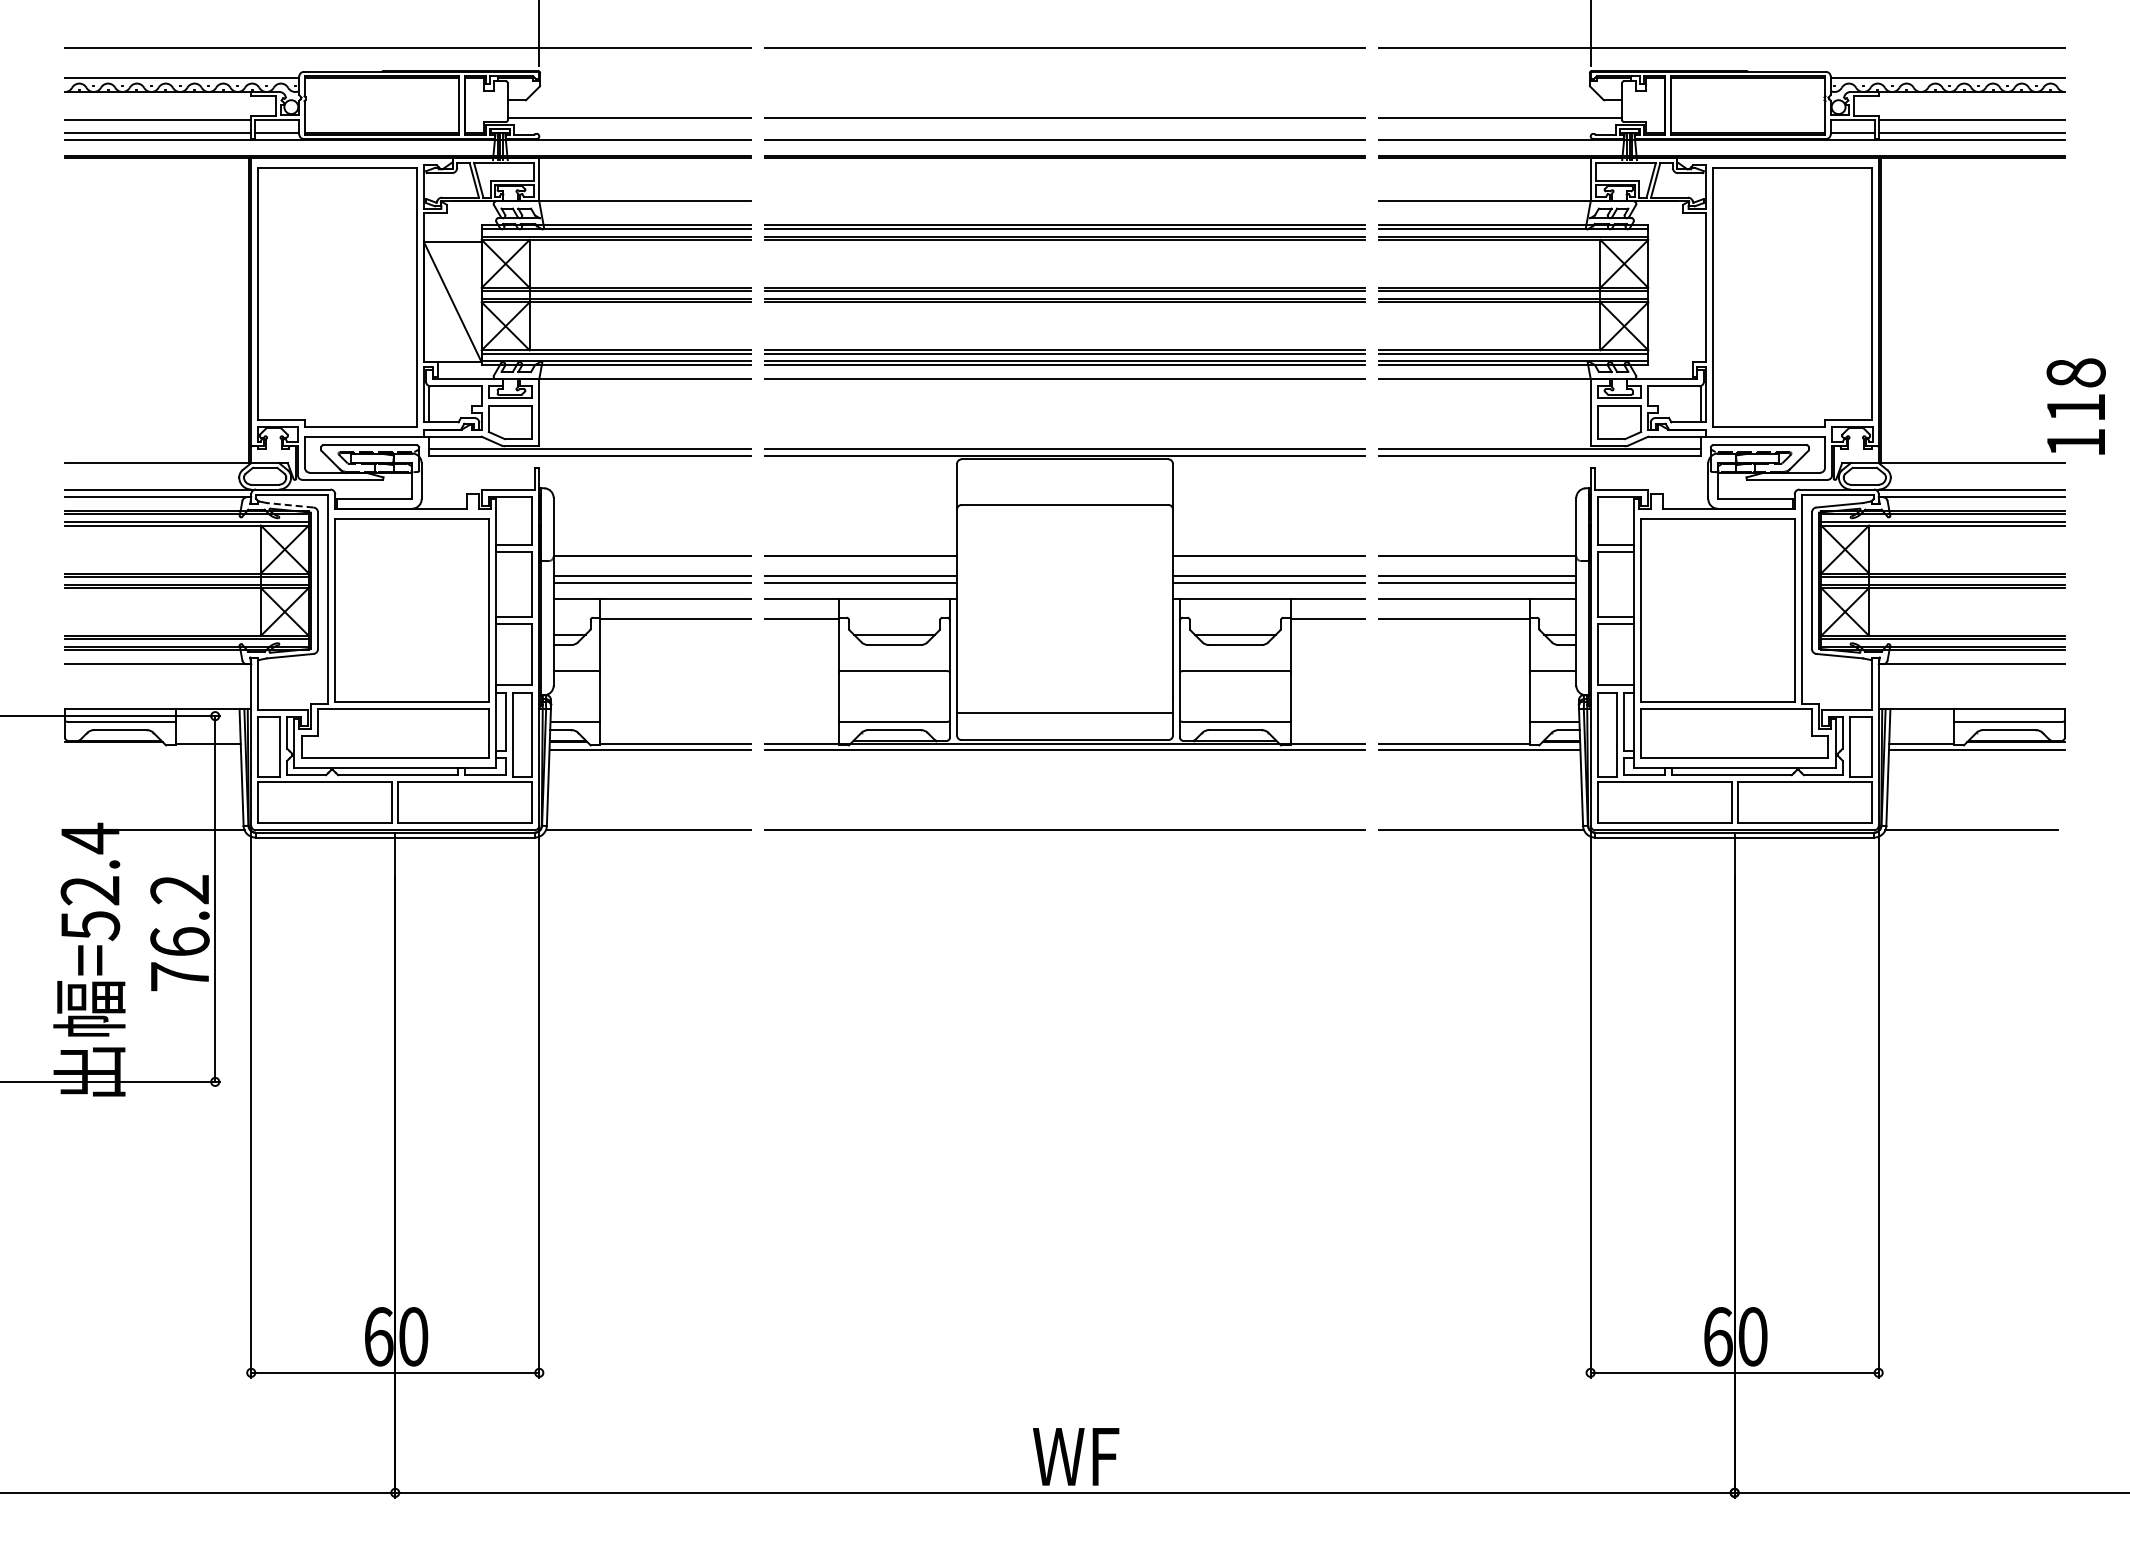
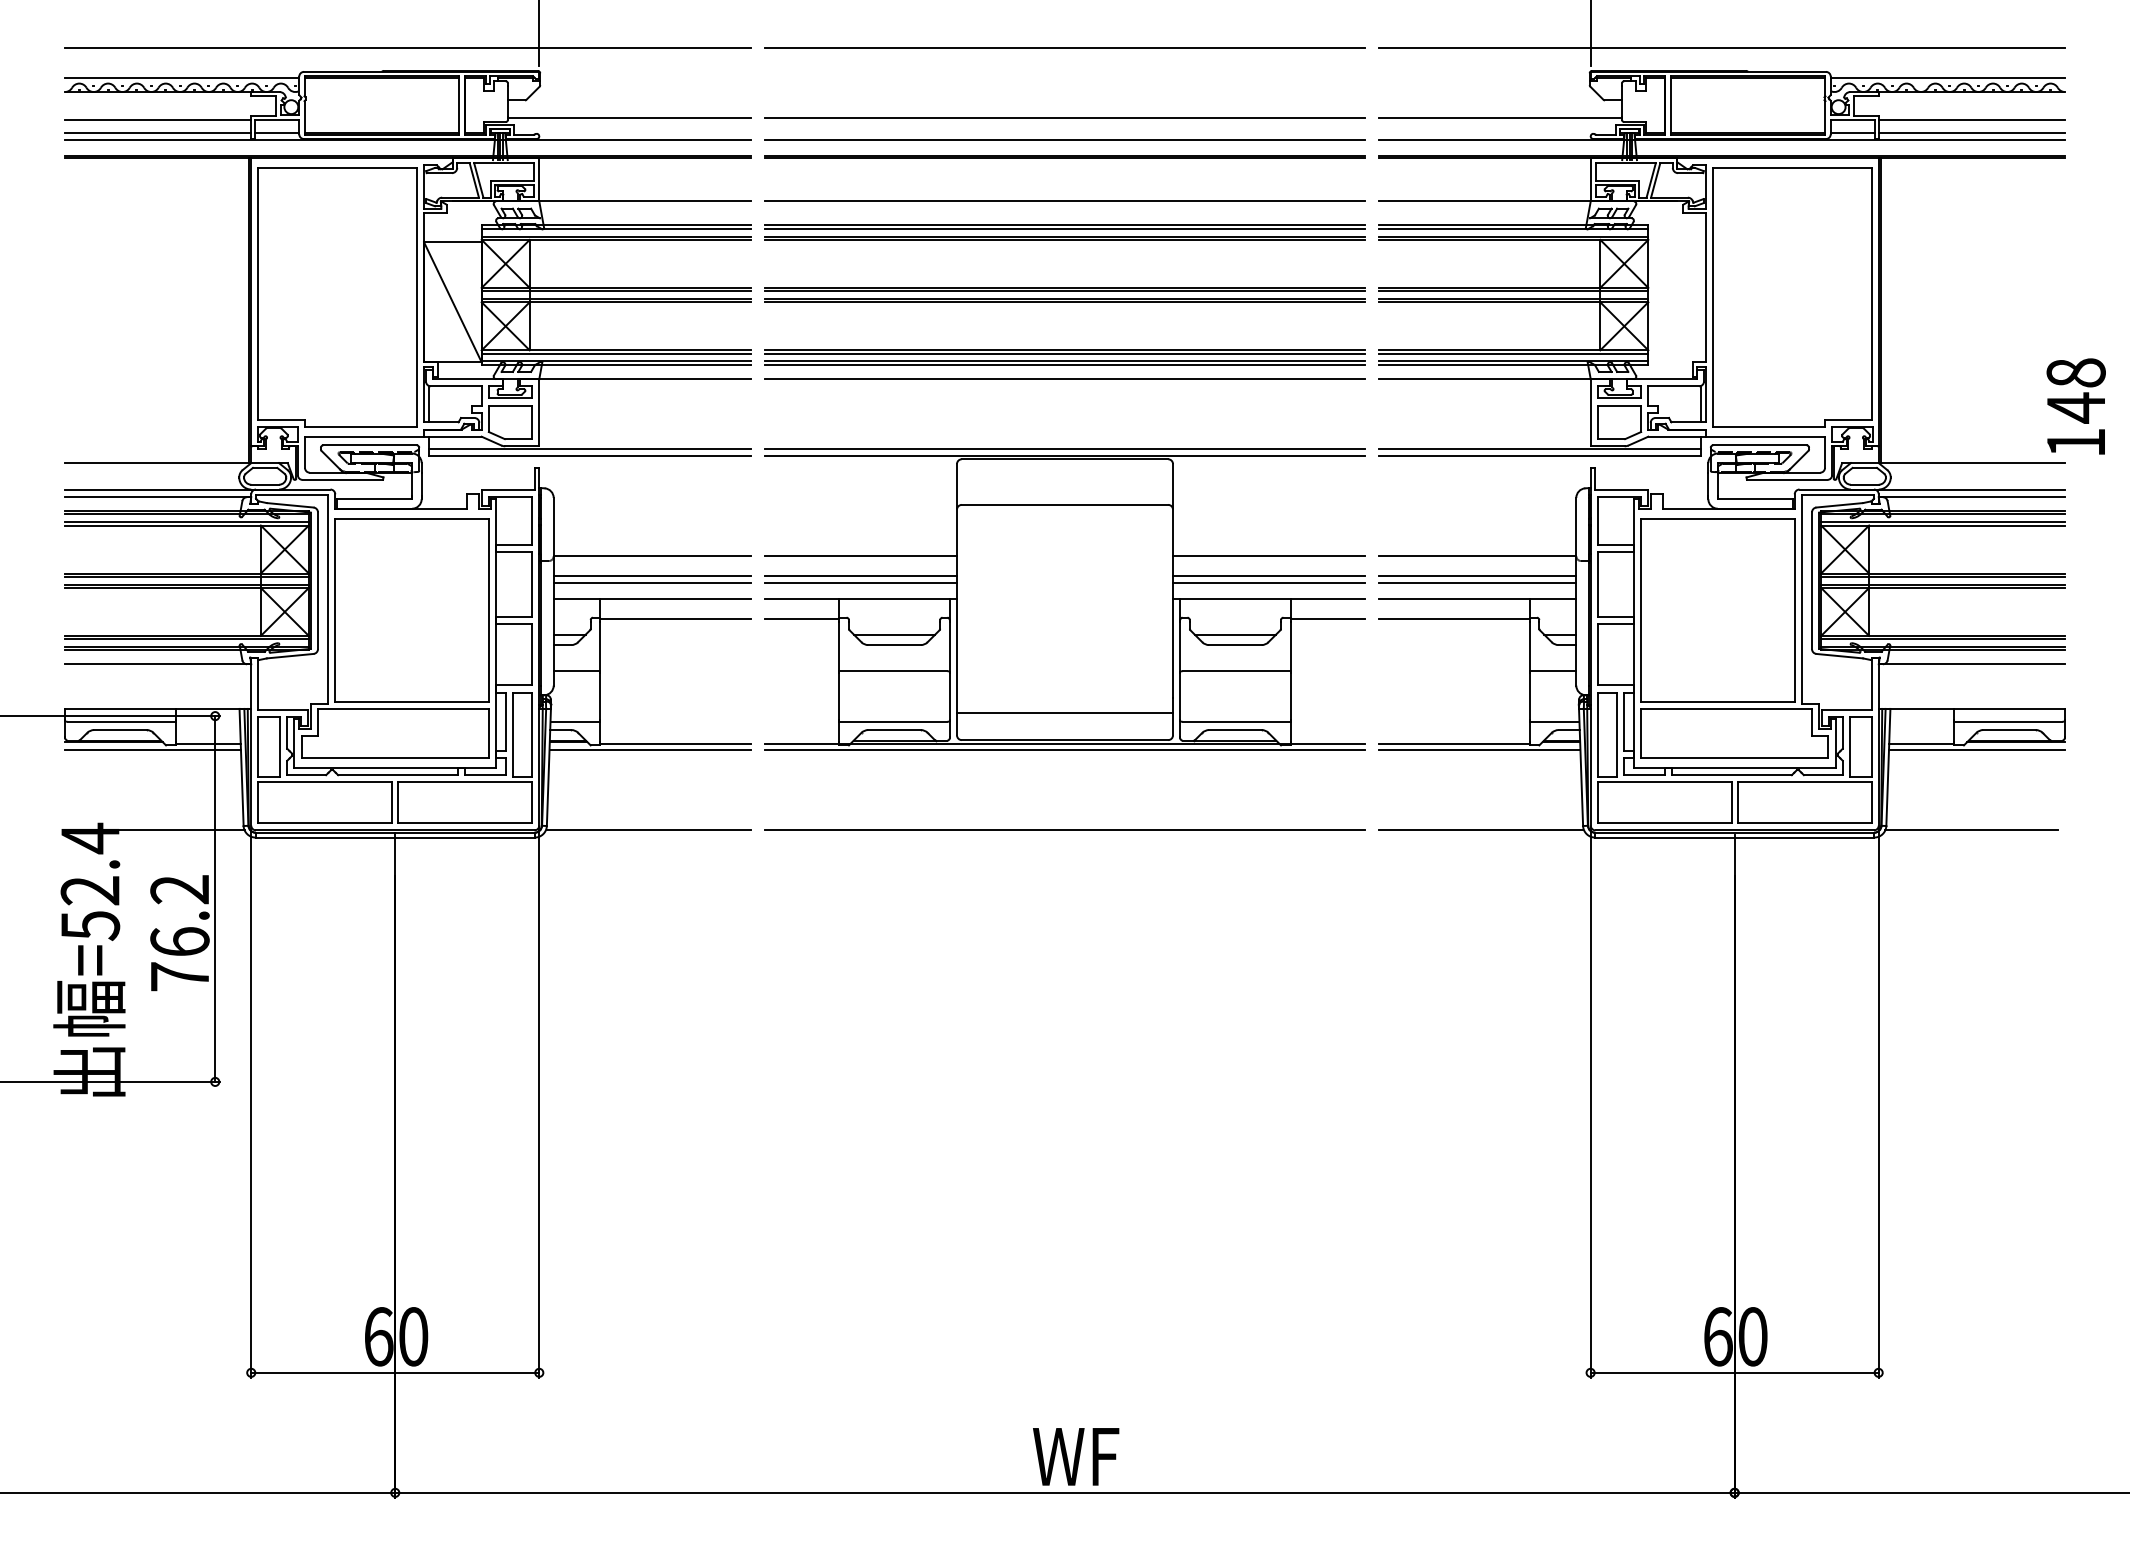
line: none -> present (1064, 200)
text: 118 -> 148 (2075, 407)
line: dashed -> solid (289, 505)
line: none -> present (152, 749)
